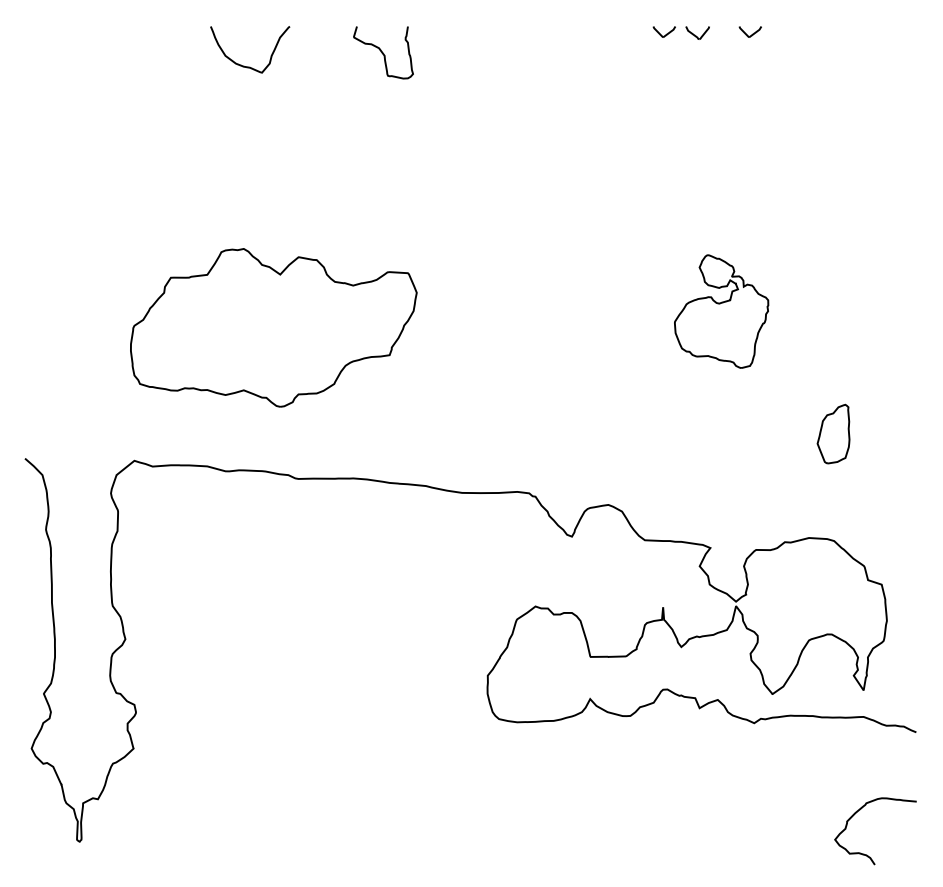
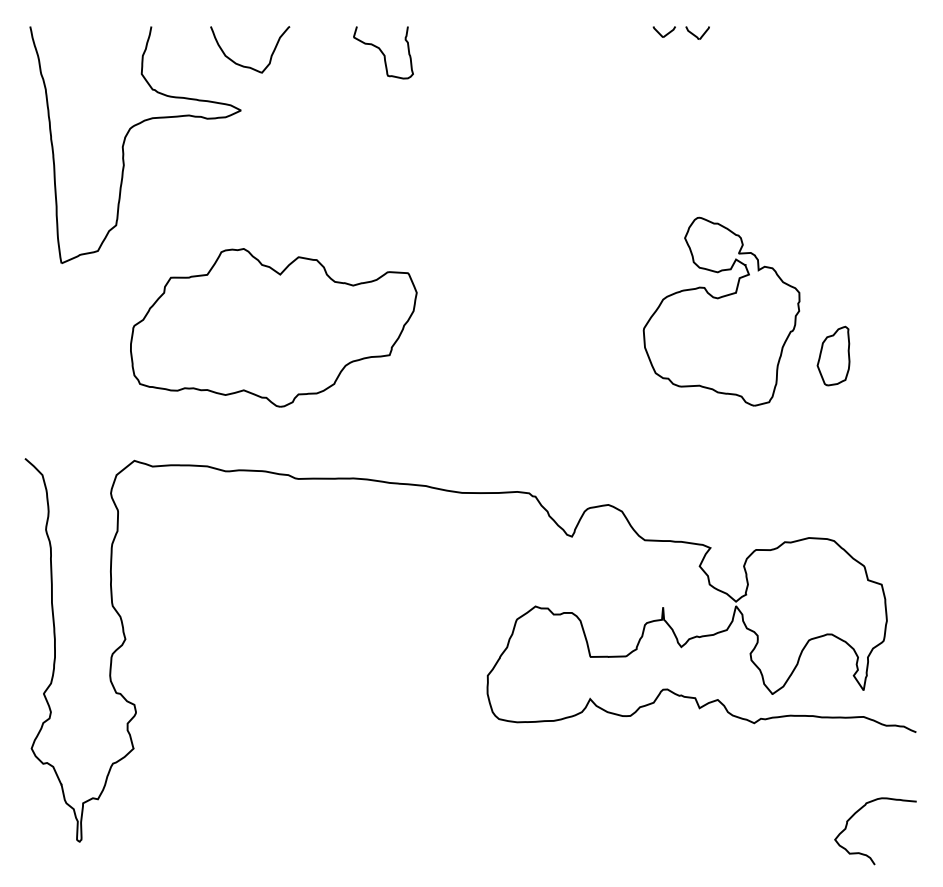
part: present -> none (749, 31)
part: none -> present (125, 141)
part size: 96x115 px -> 159x191 px (721, 311)
part position: (833, 433) -> (833, 355) (833, 355)
